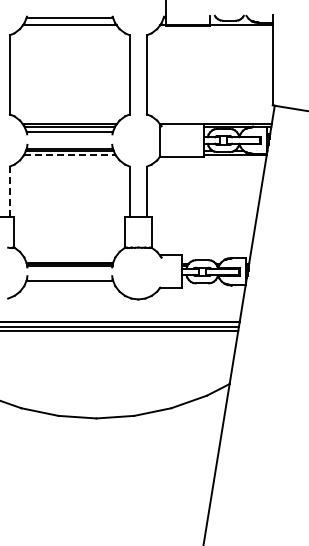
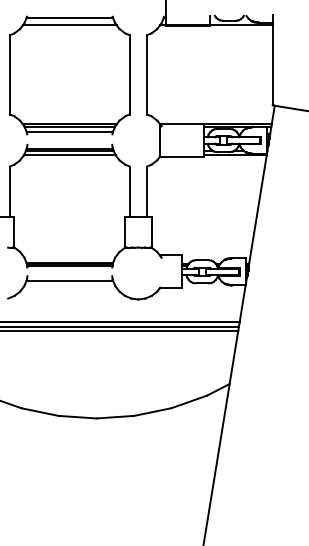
line: dashed -> solid (69, 155)
line: dashed -> solid (10, 191)
